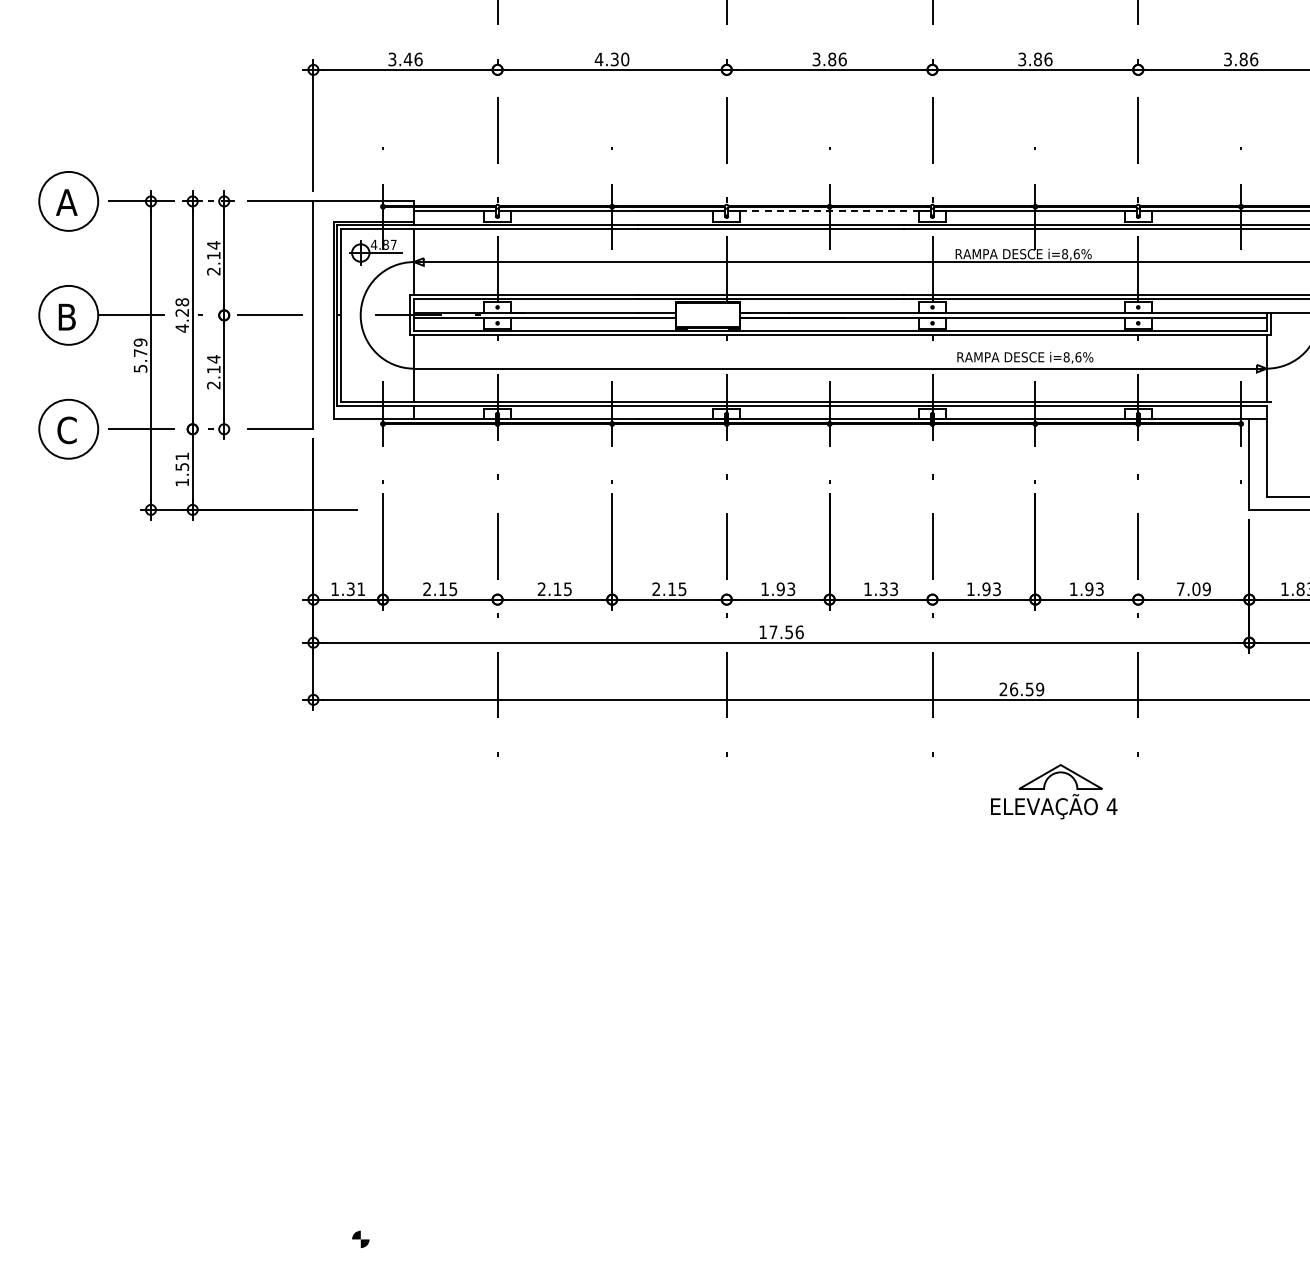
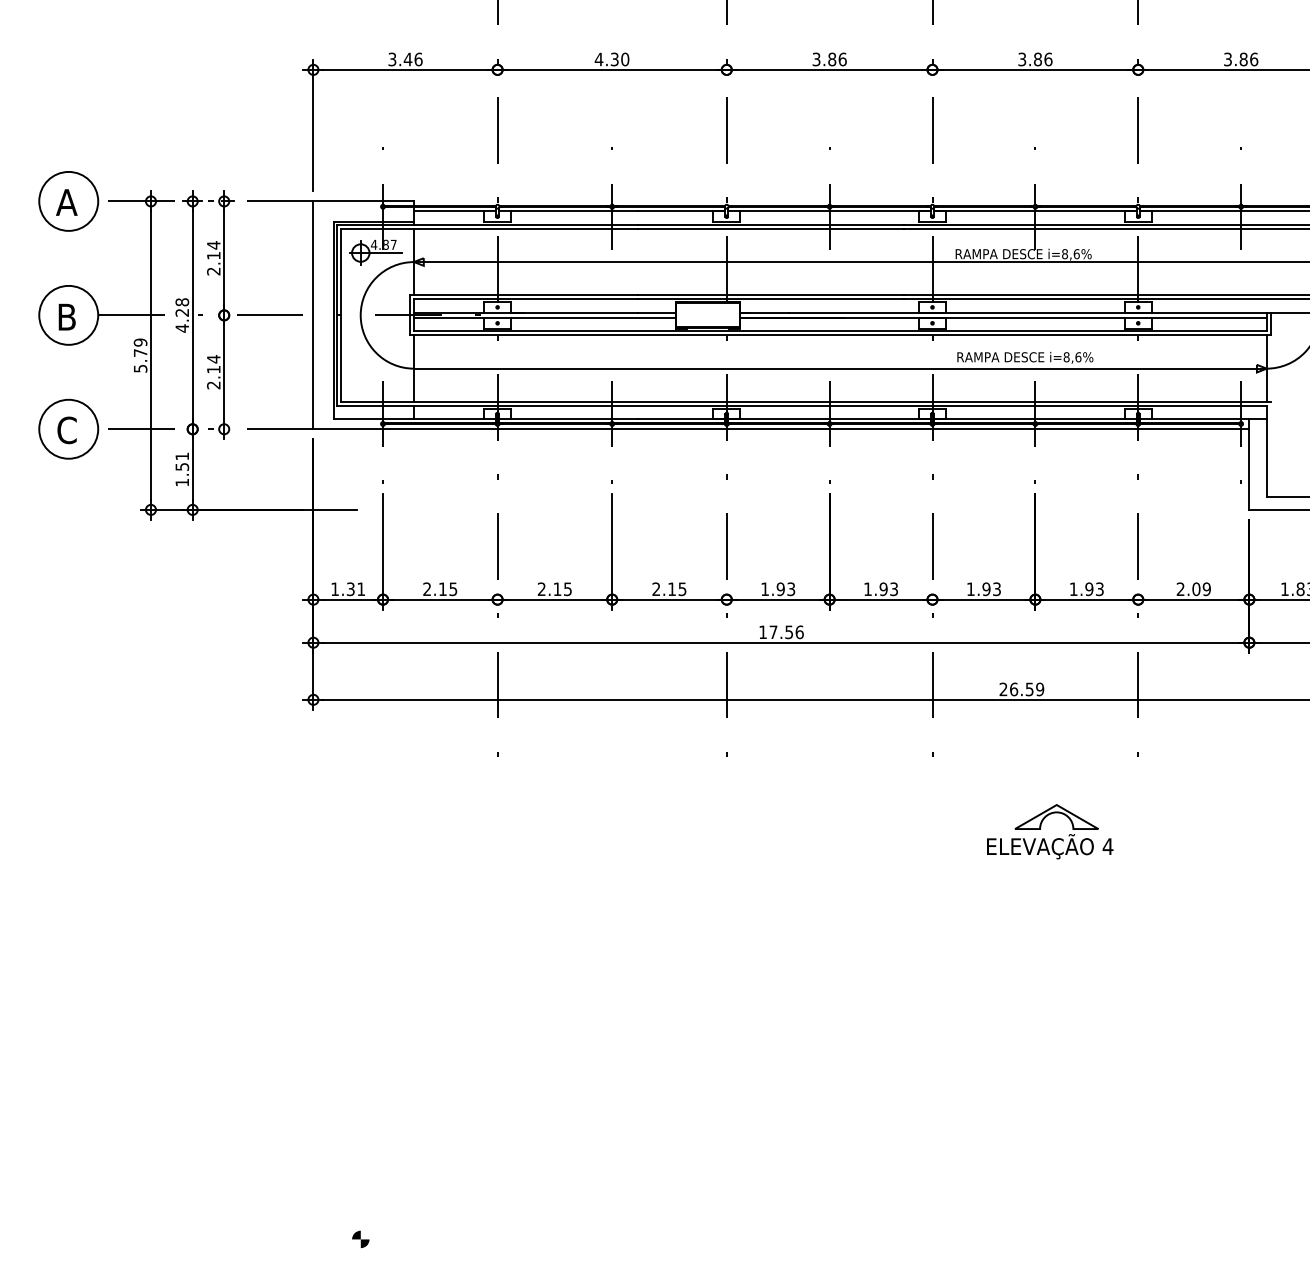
line: dashed -> solid (835, 211)
line: none -> present (781, 429)
text: 1.33 -> 1.93 (883, 588)
text: 7.09 -> 2.09 (1180, 588)
part position: (1058, 799) -> (1054, 839) (1054, 839)
